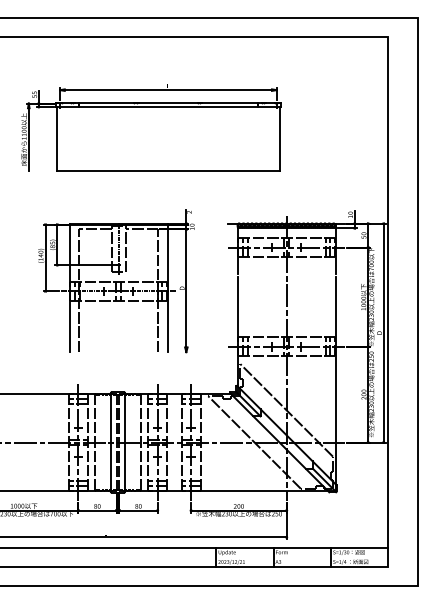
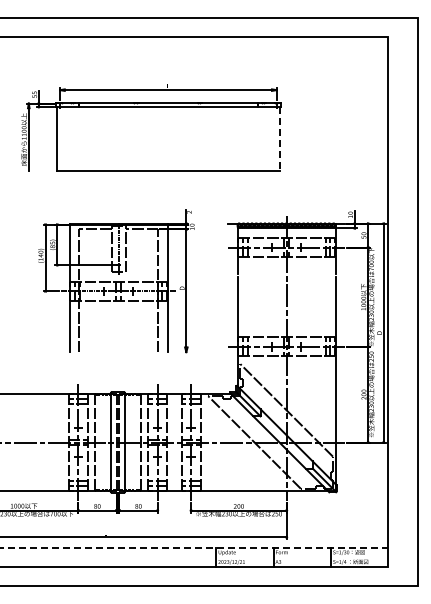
line: solid -> dashed (280, 139)
line: solid -> dashed (194, 547)
